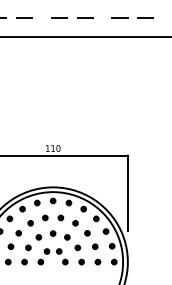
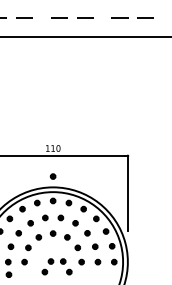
part: none -> present (52, 176)
part position: (52, 256) -> (56, 266) (56, 266)
part: none -> present (8, 274)
